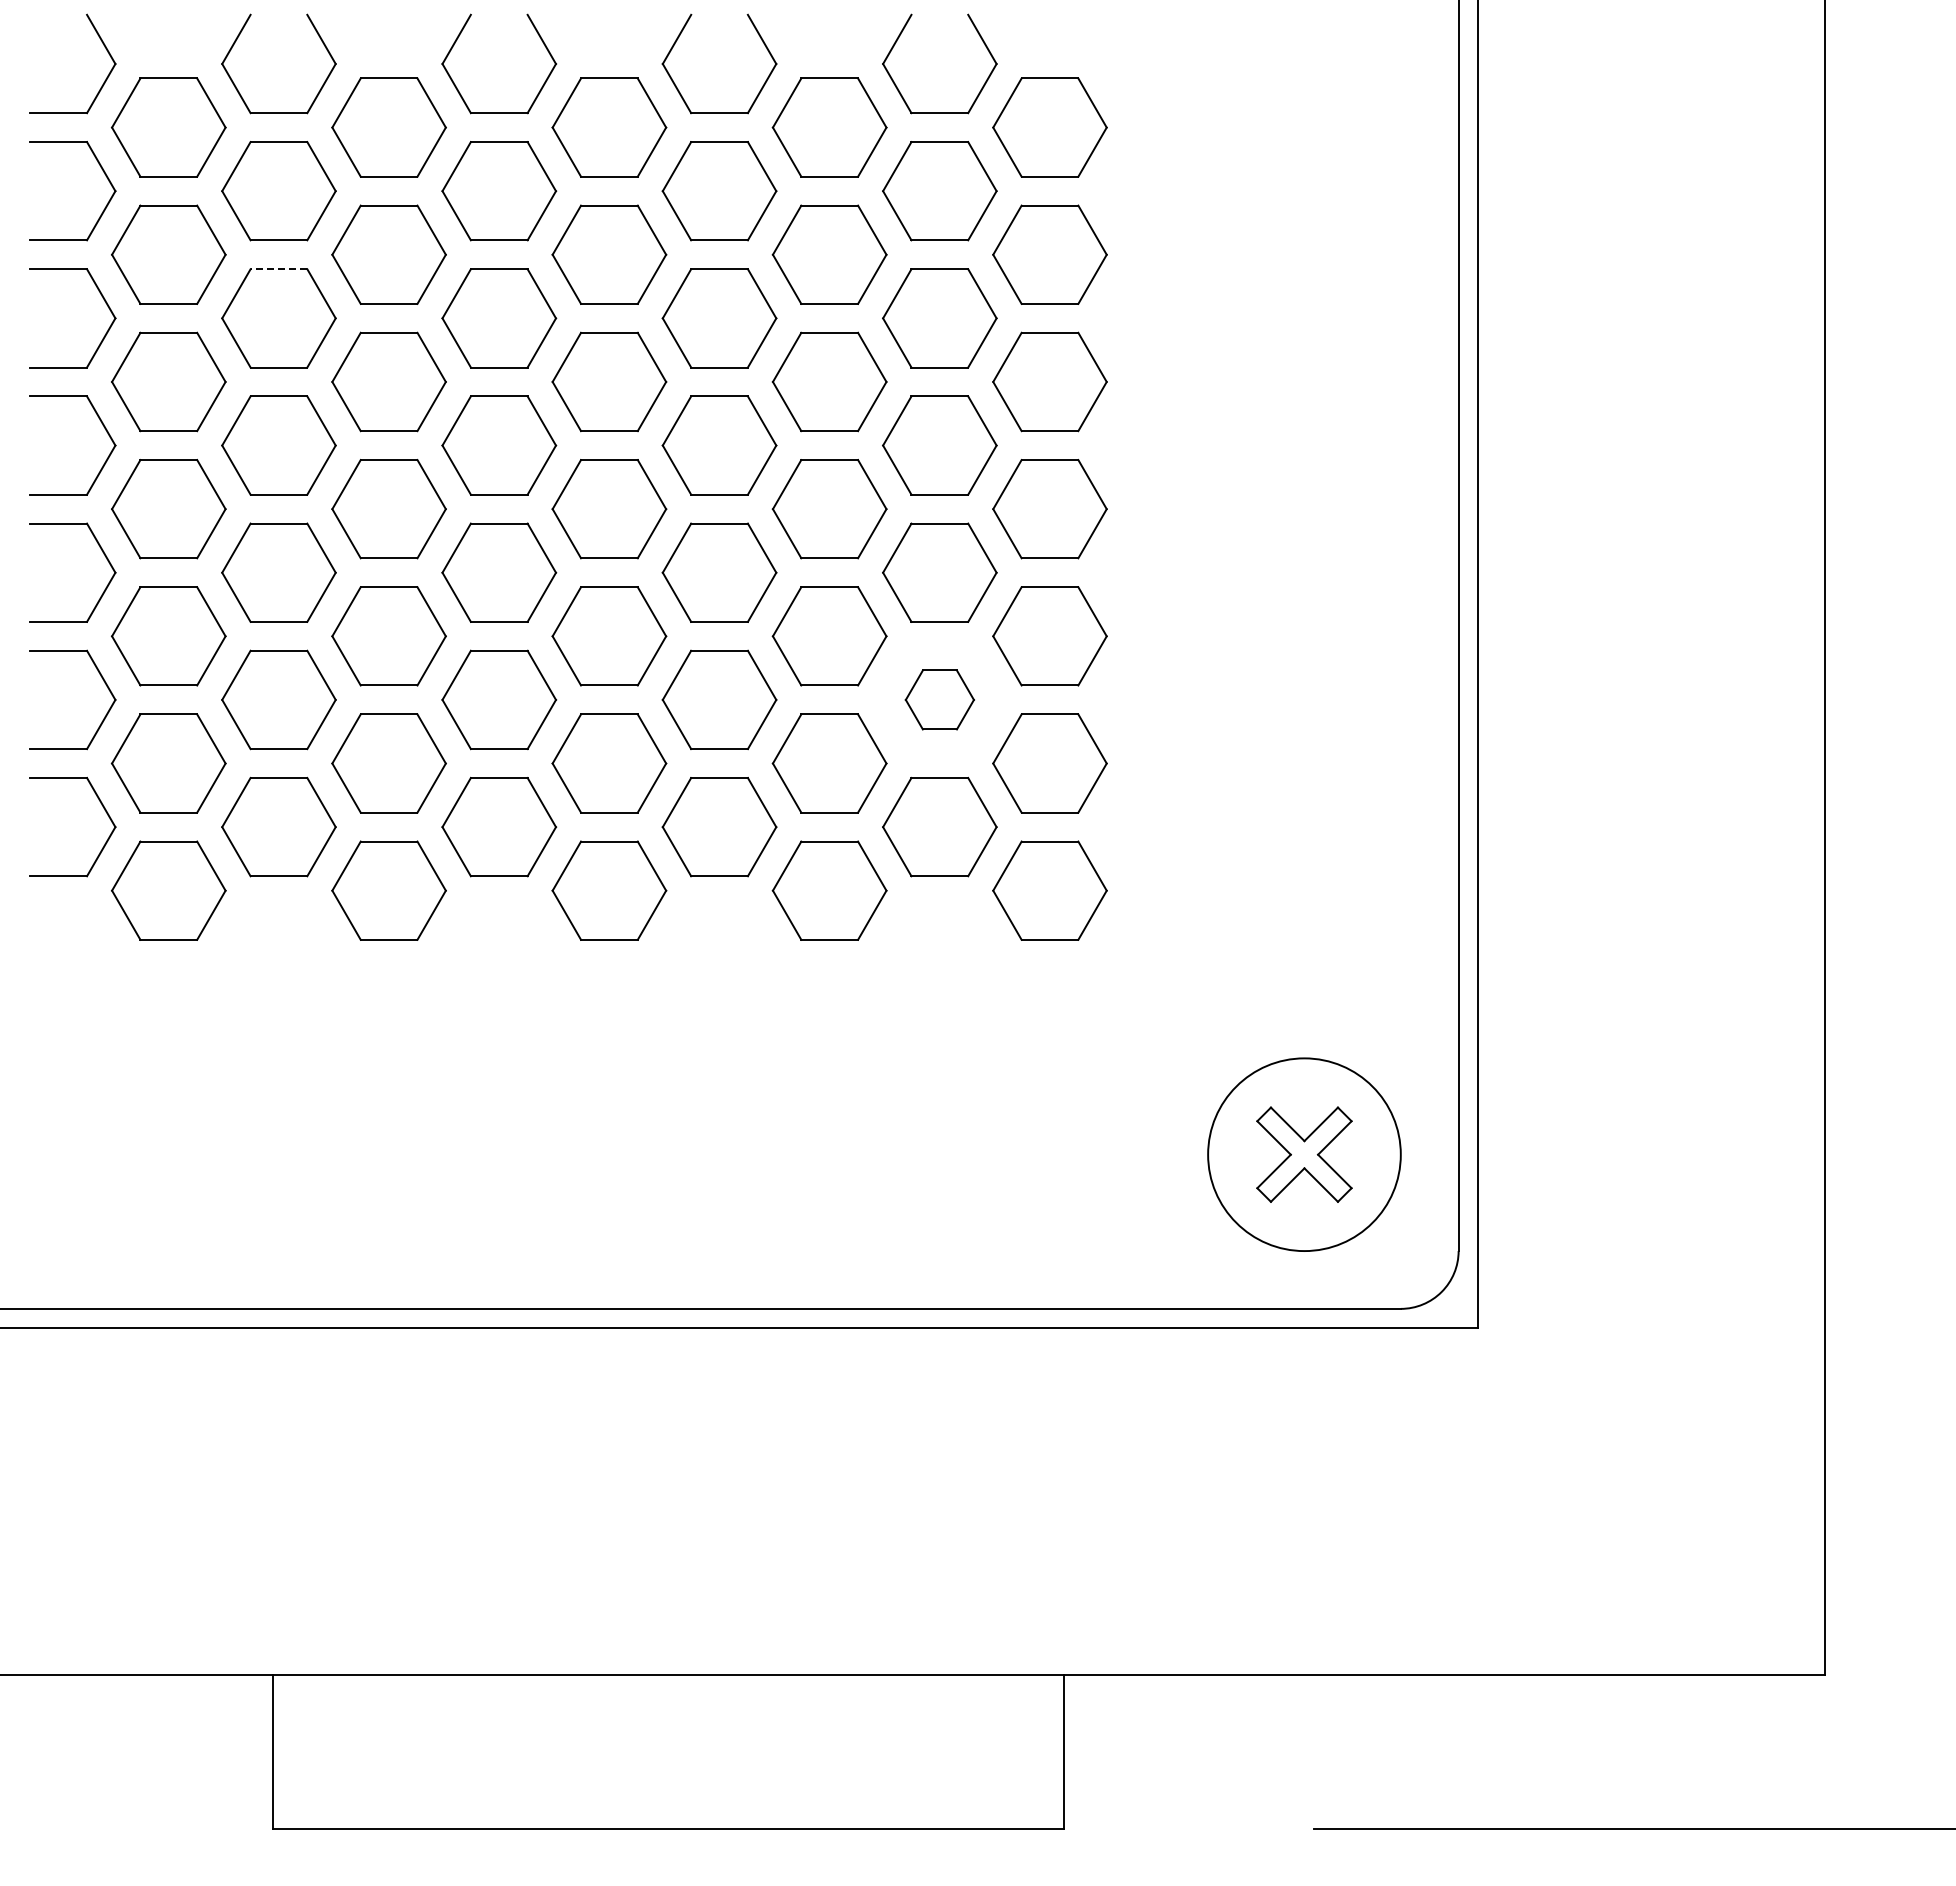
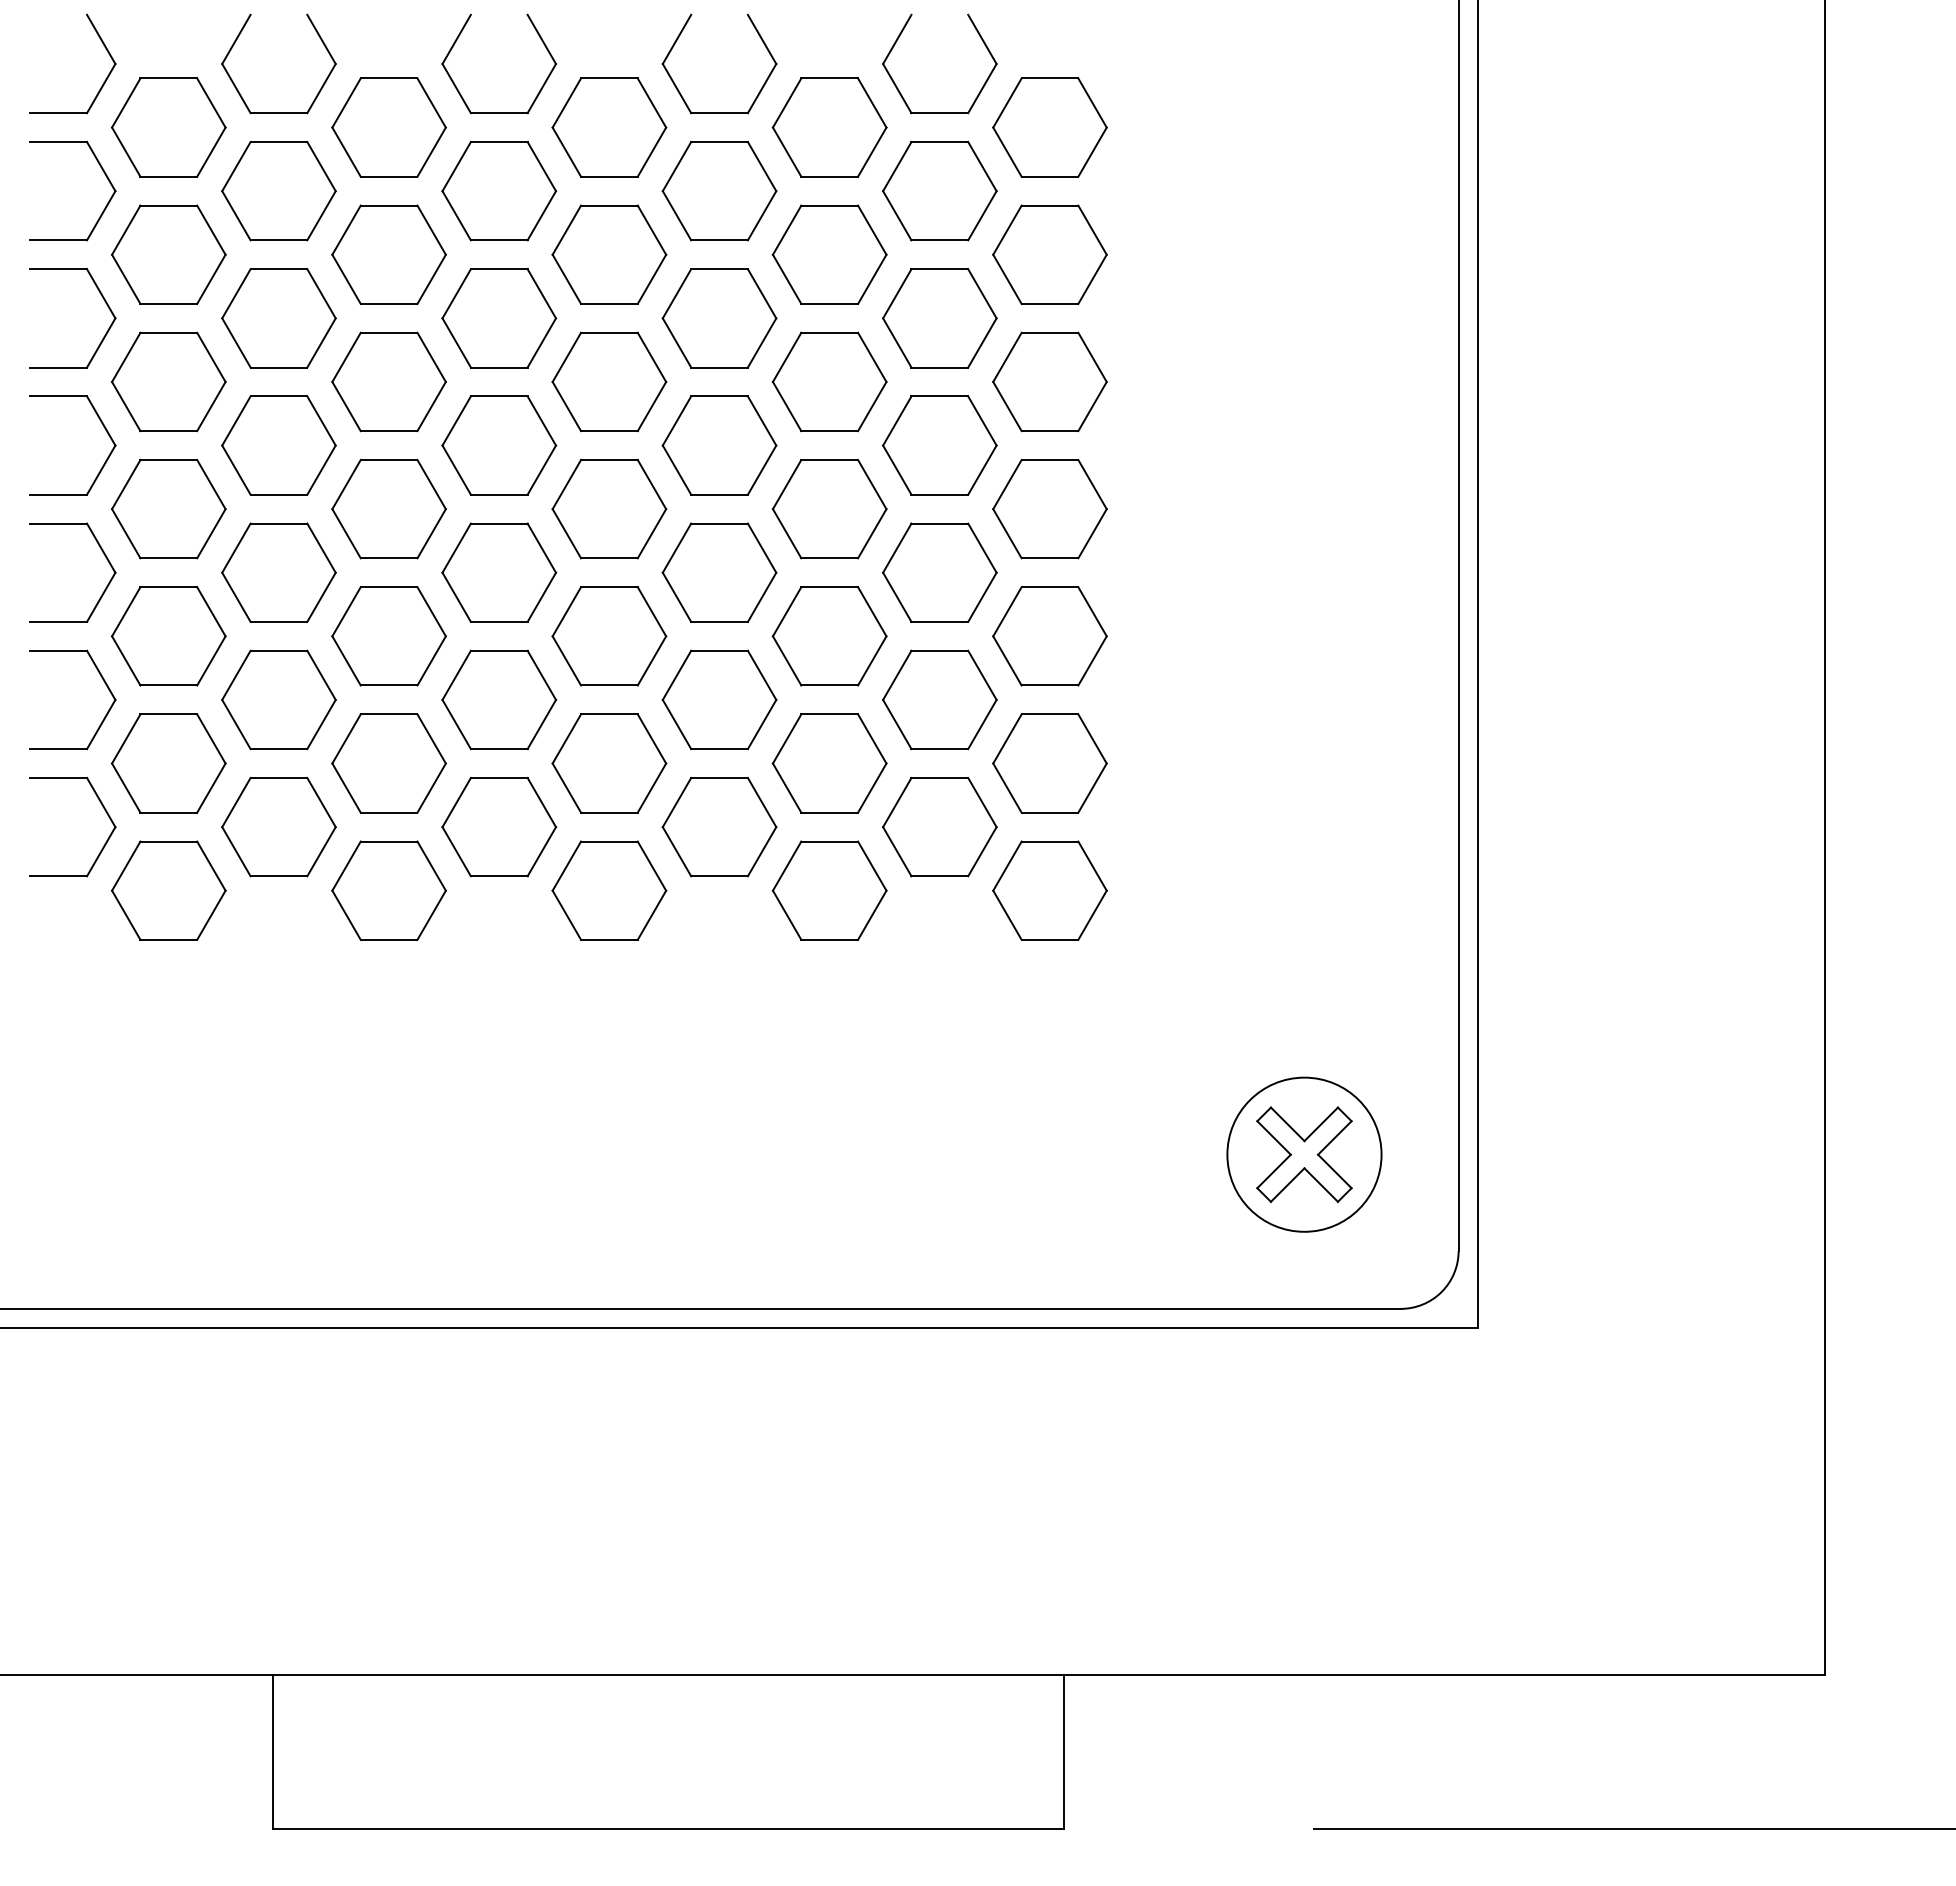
line: dashed -> solid (278, 269)
part size: 71x62 px -> 116x102 px (939, 699)
circle diameter: 193 px -> 154 px (1304, 1154)
